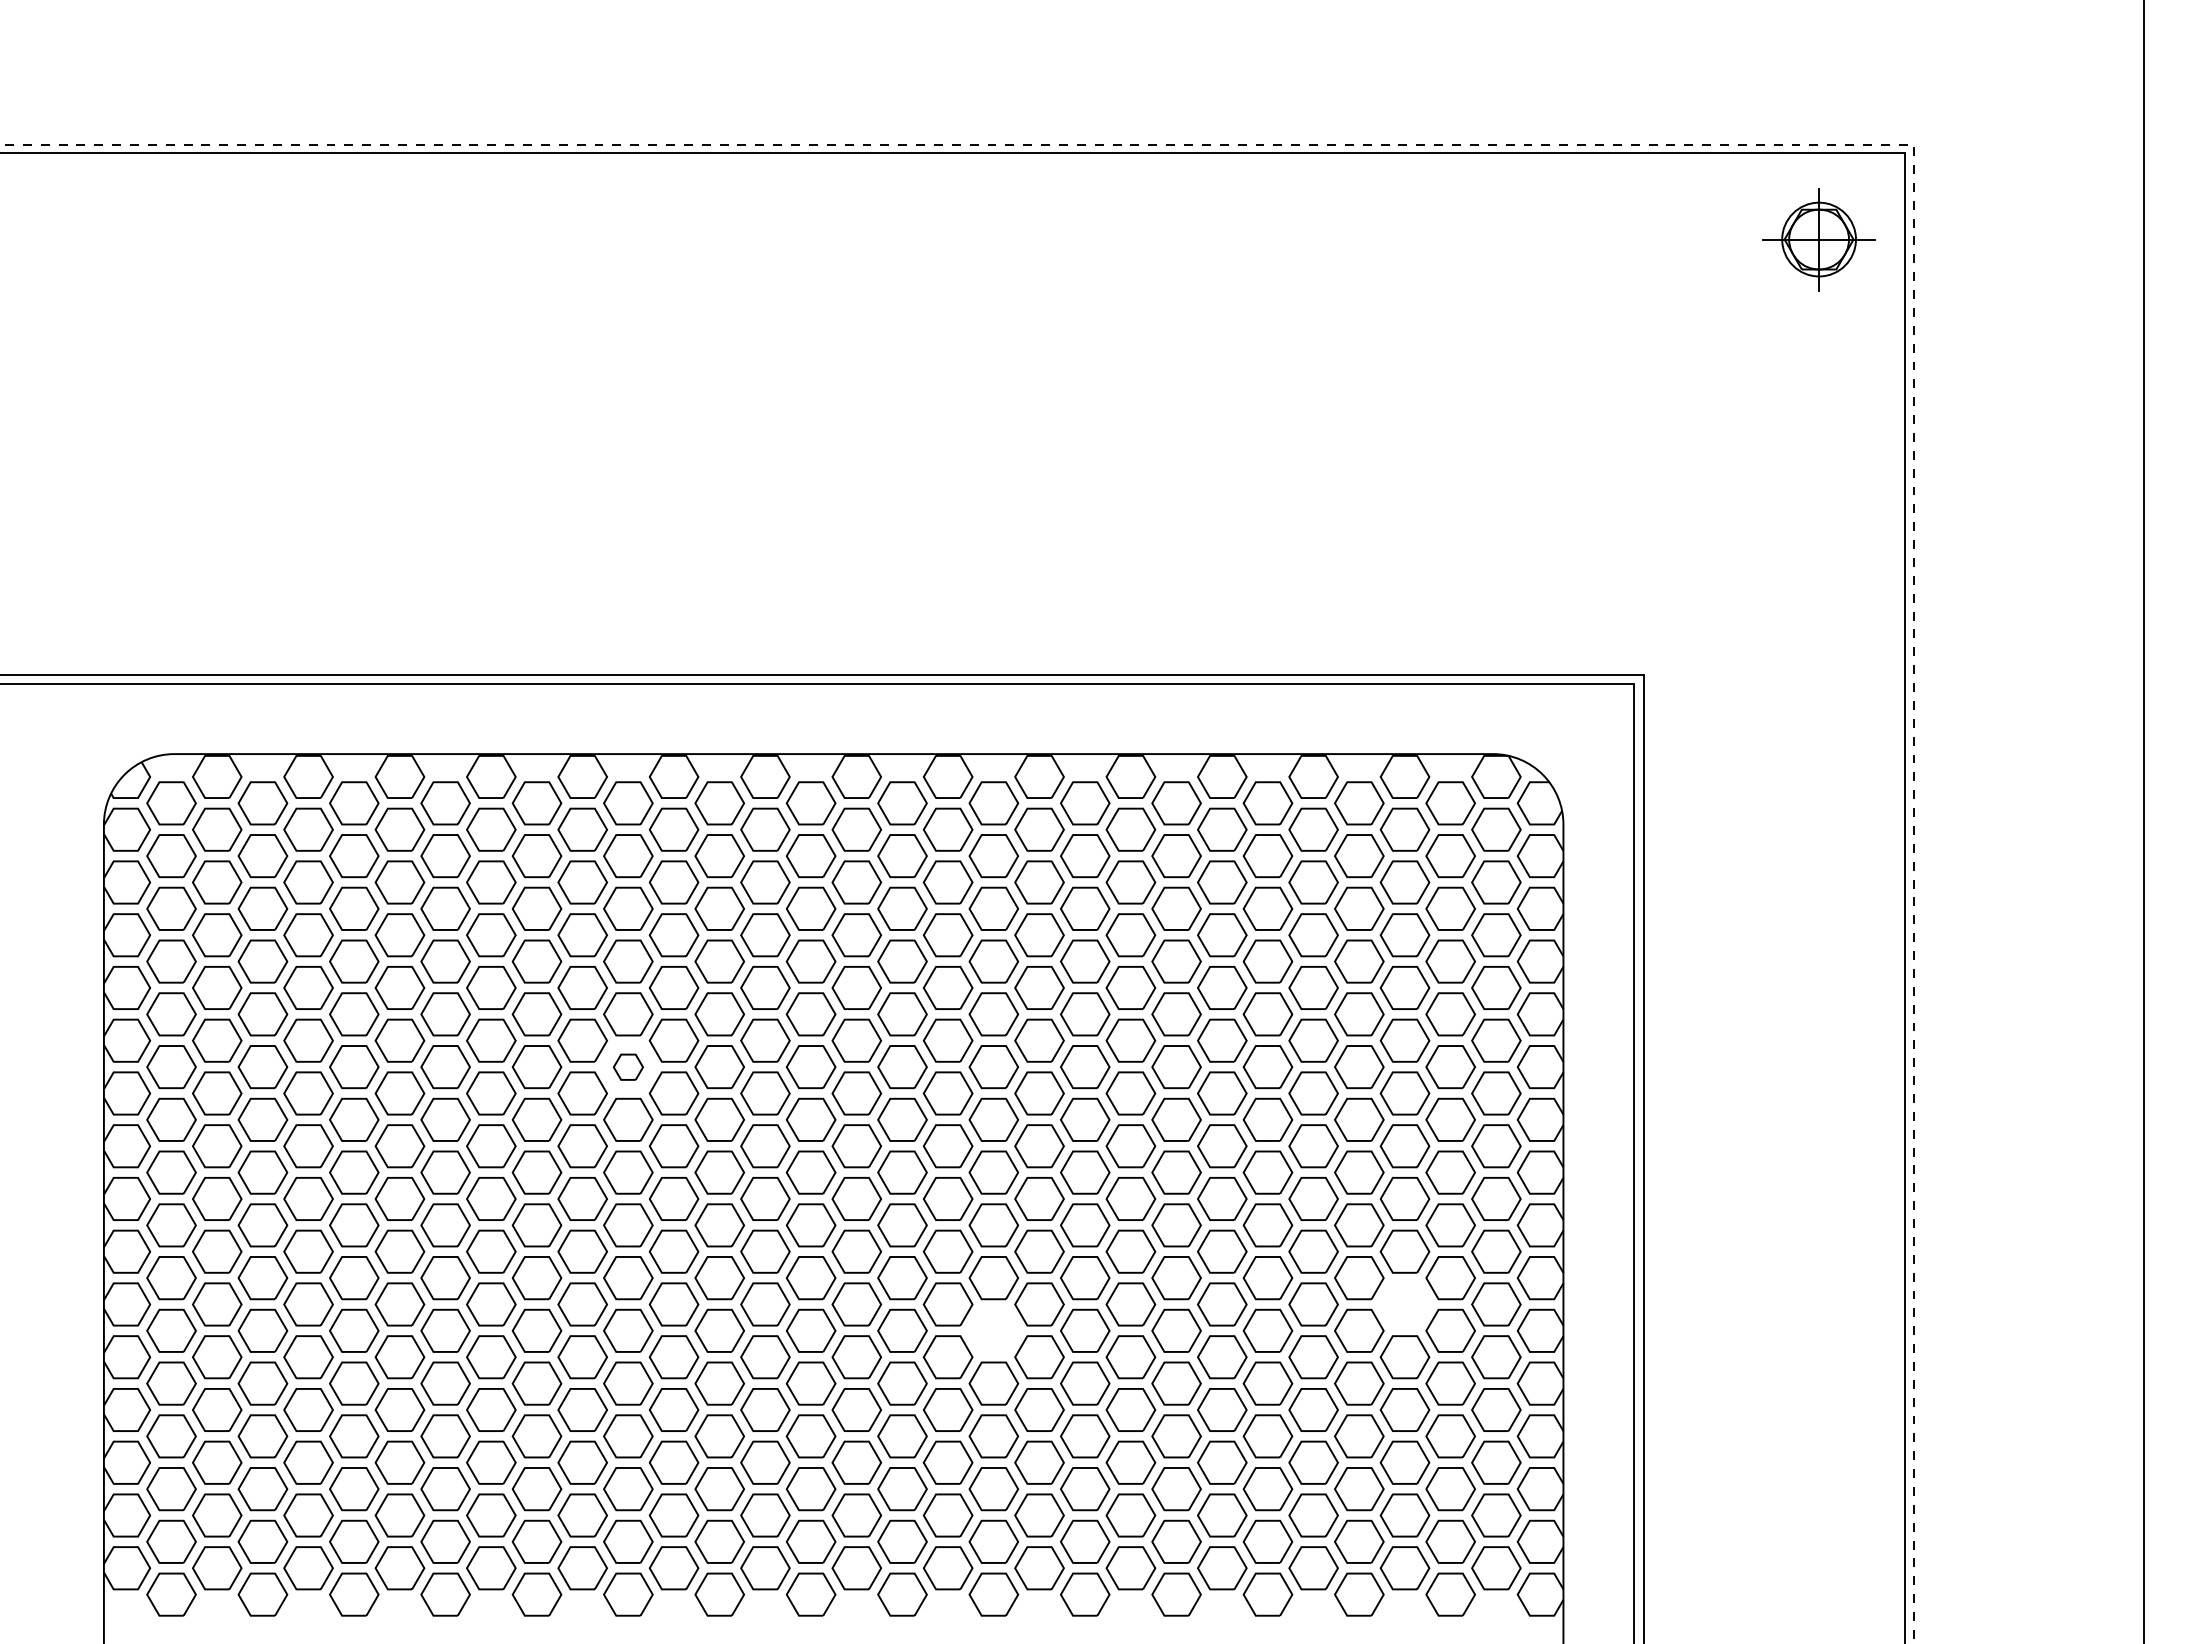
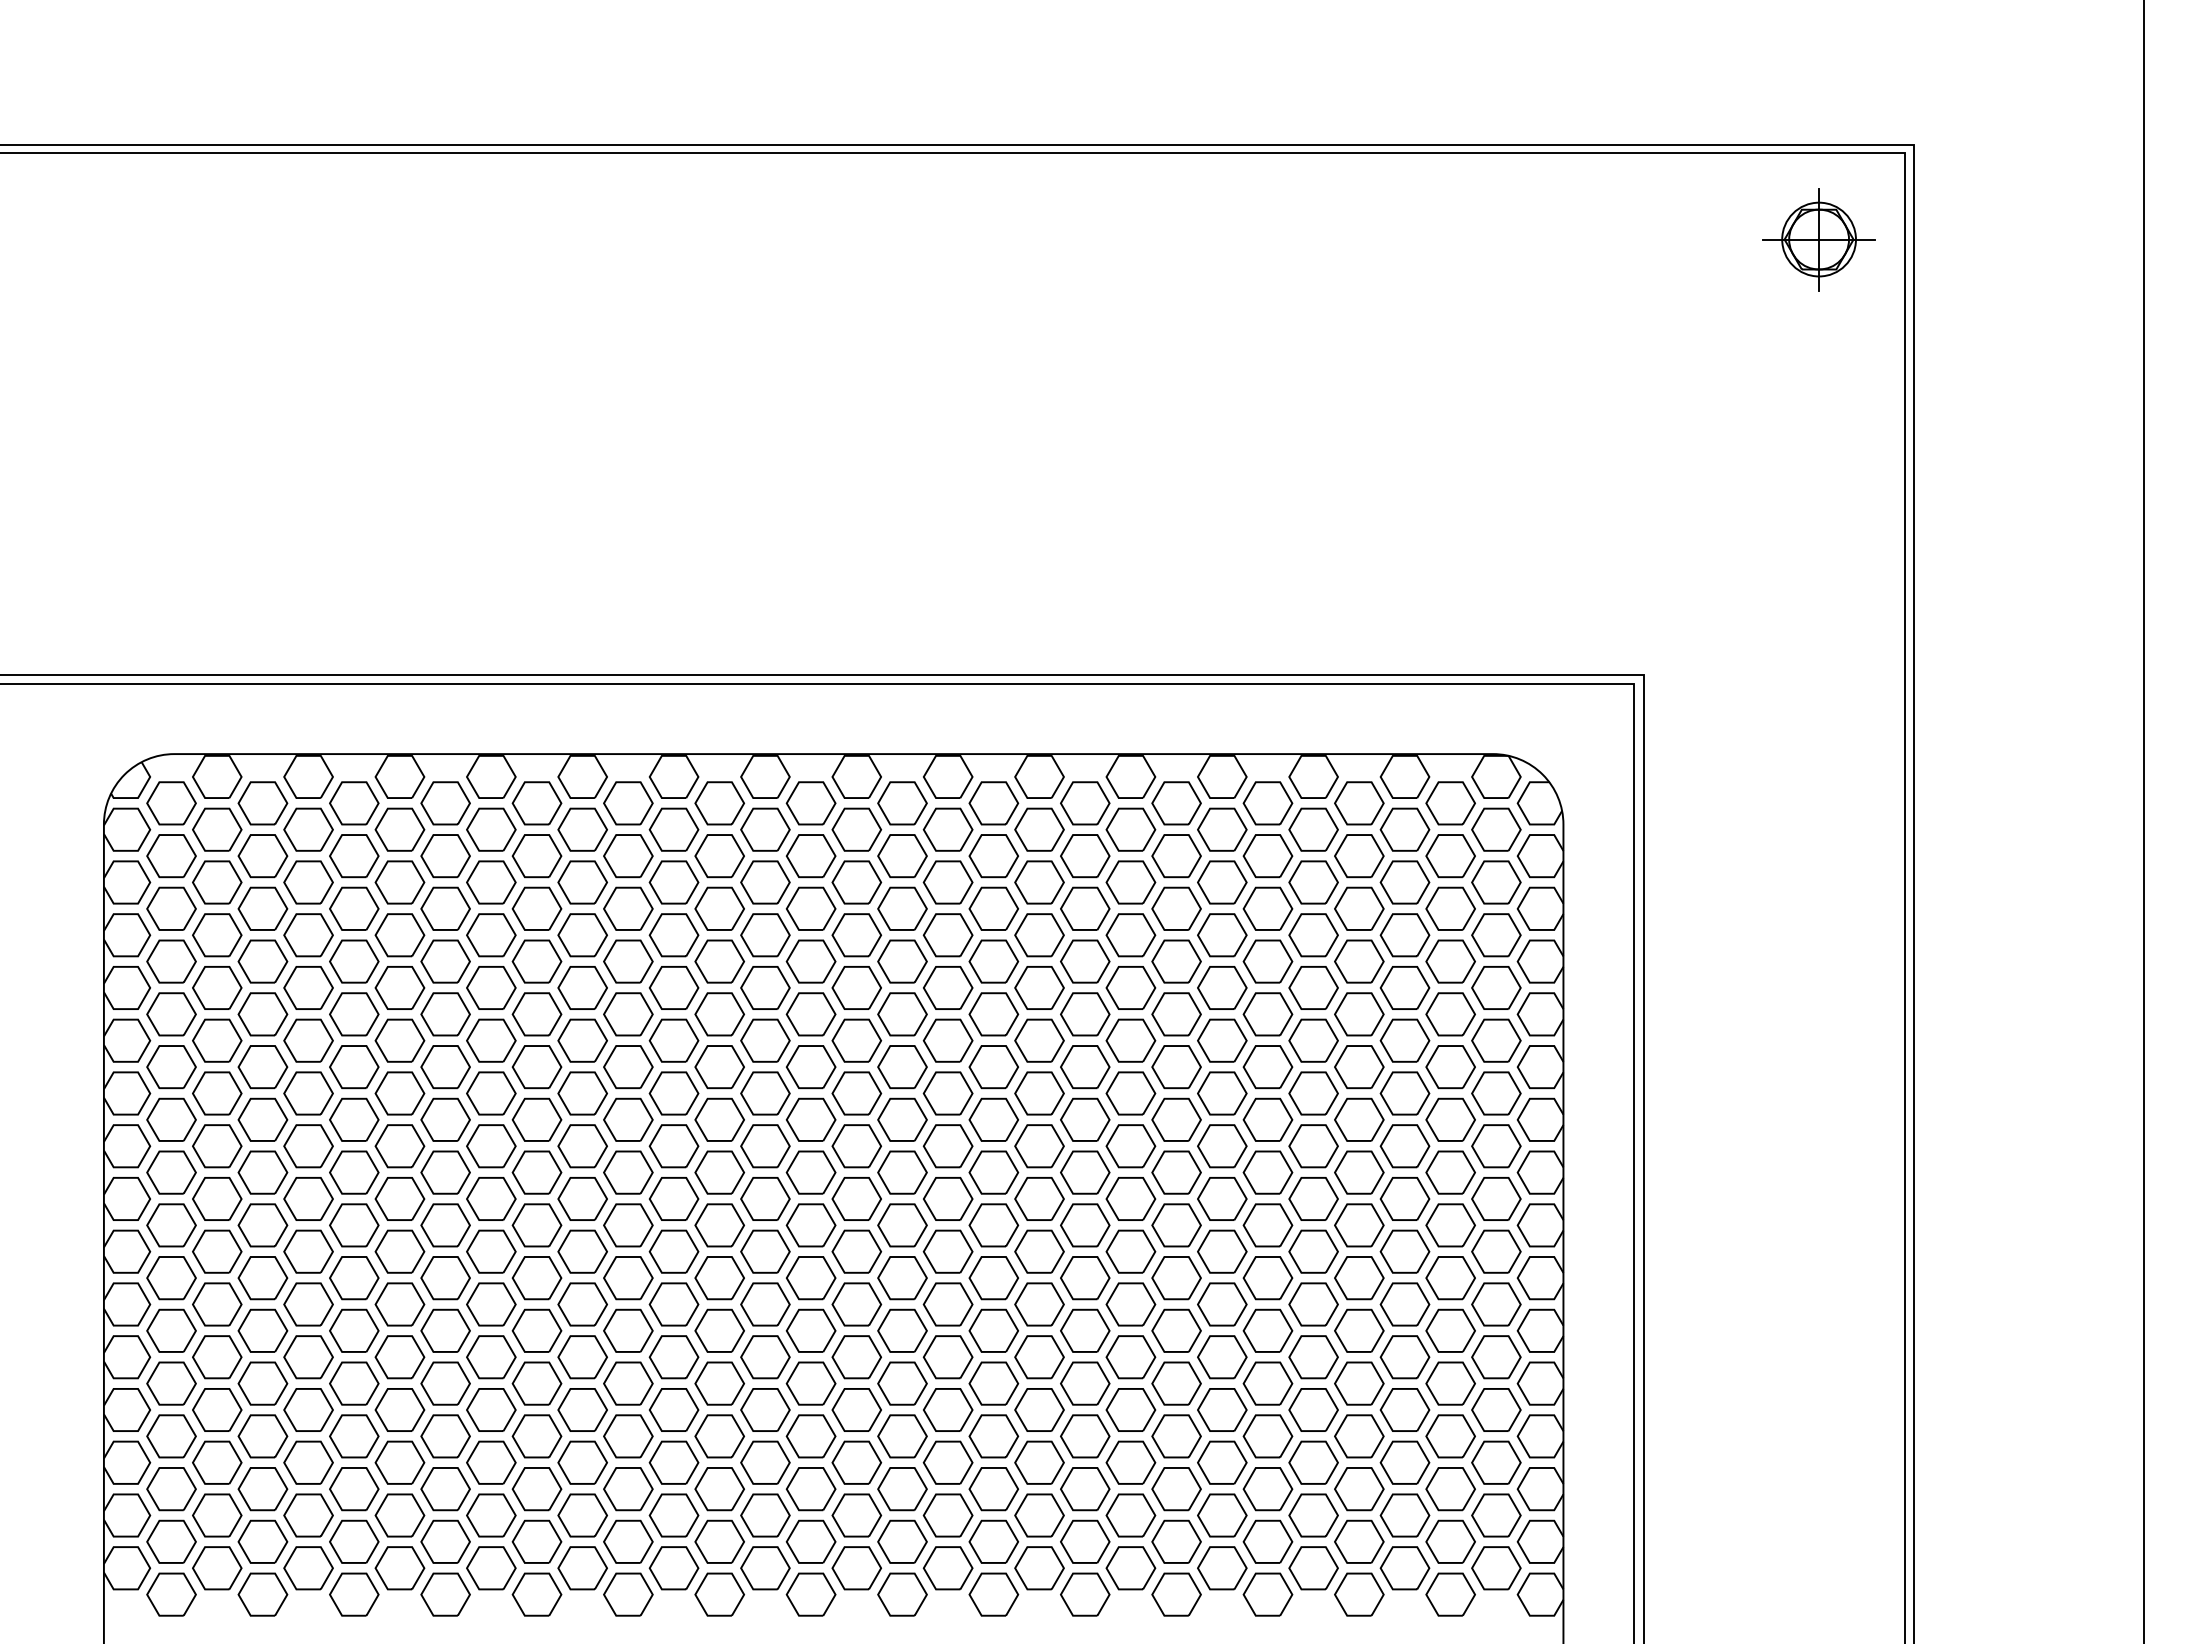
line: dashed -> solid (1650, 144)
part size: 32x28 px -> 51x45 px (628, 1067)
part: none -> present (1404, 1304)
part: none -> present (993, 1330)
